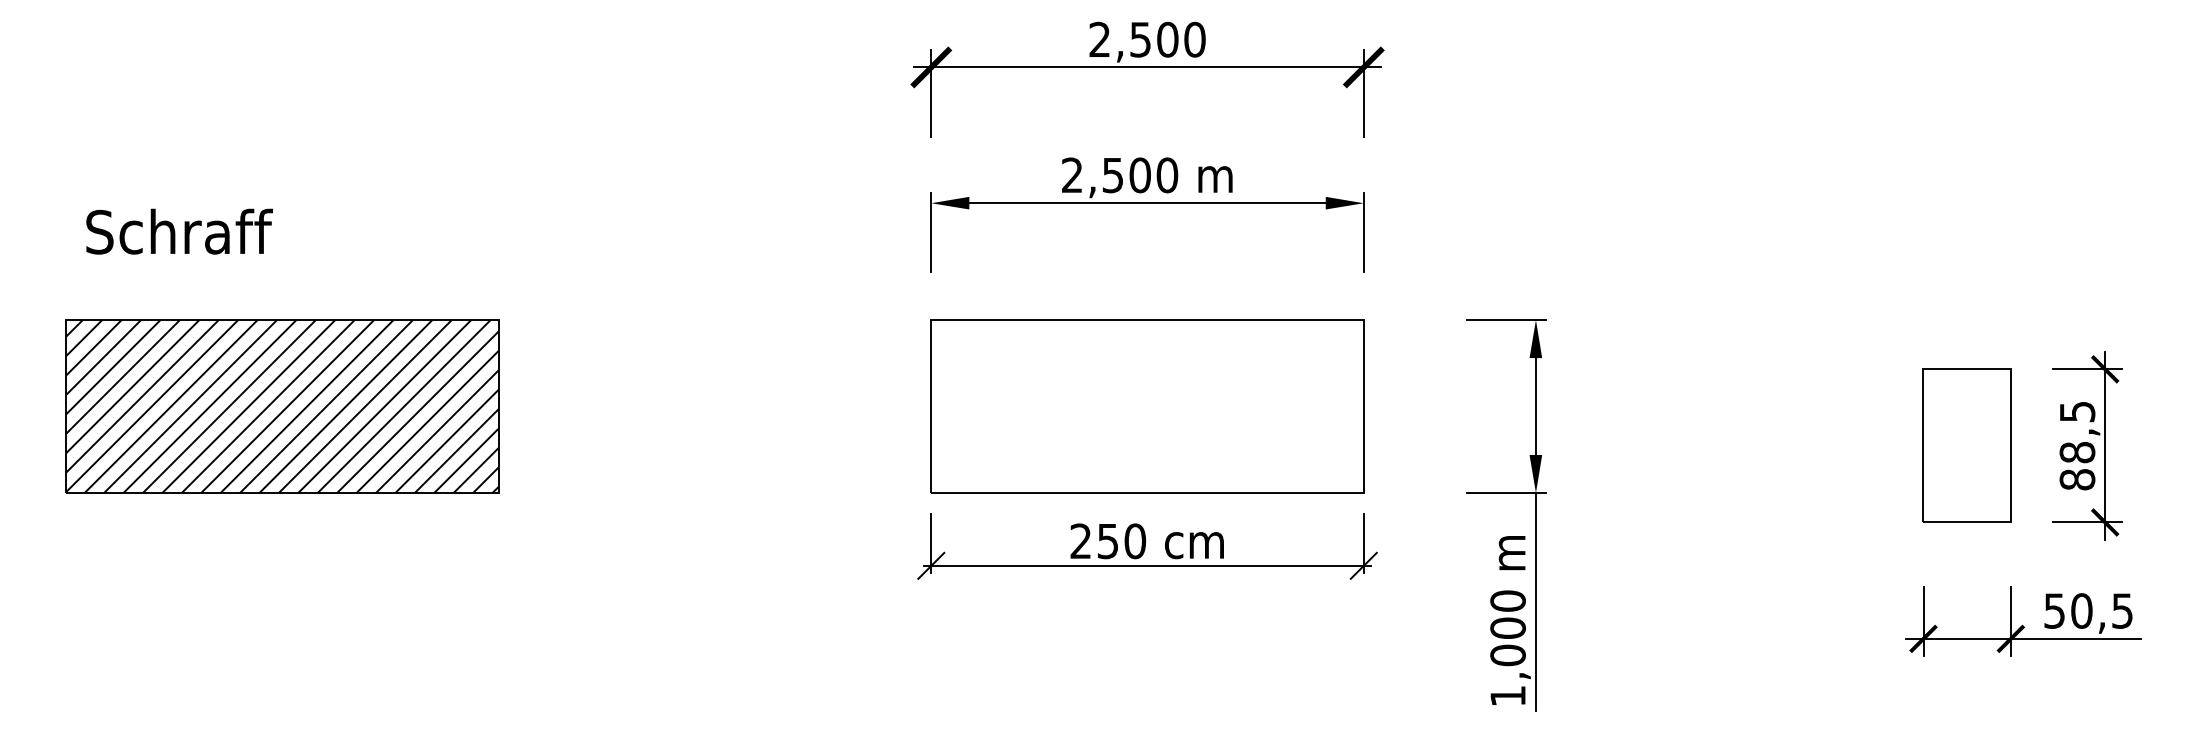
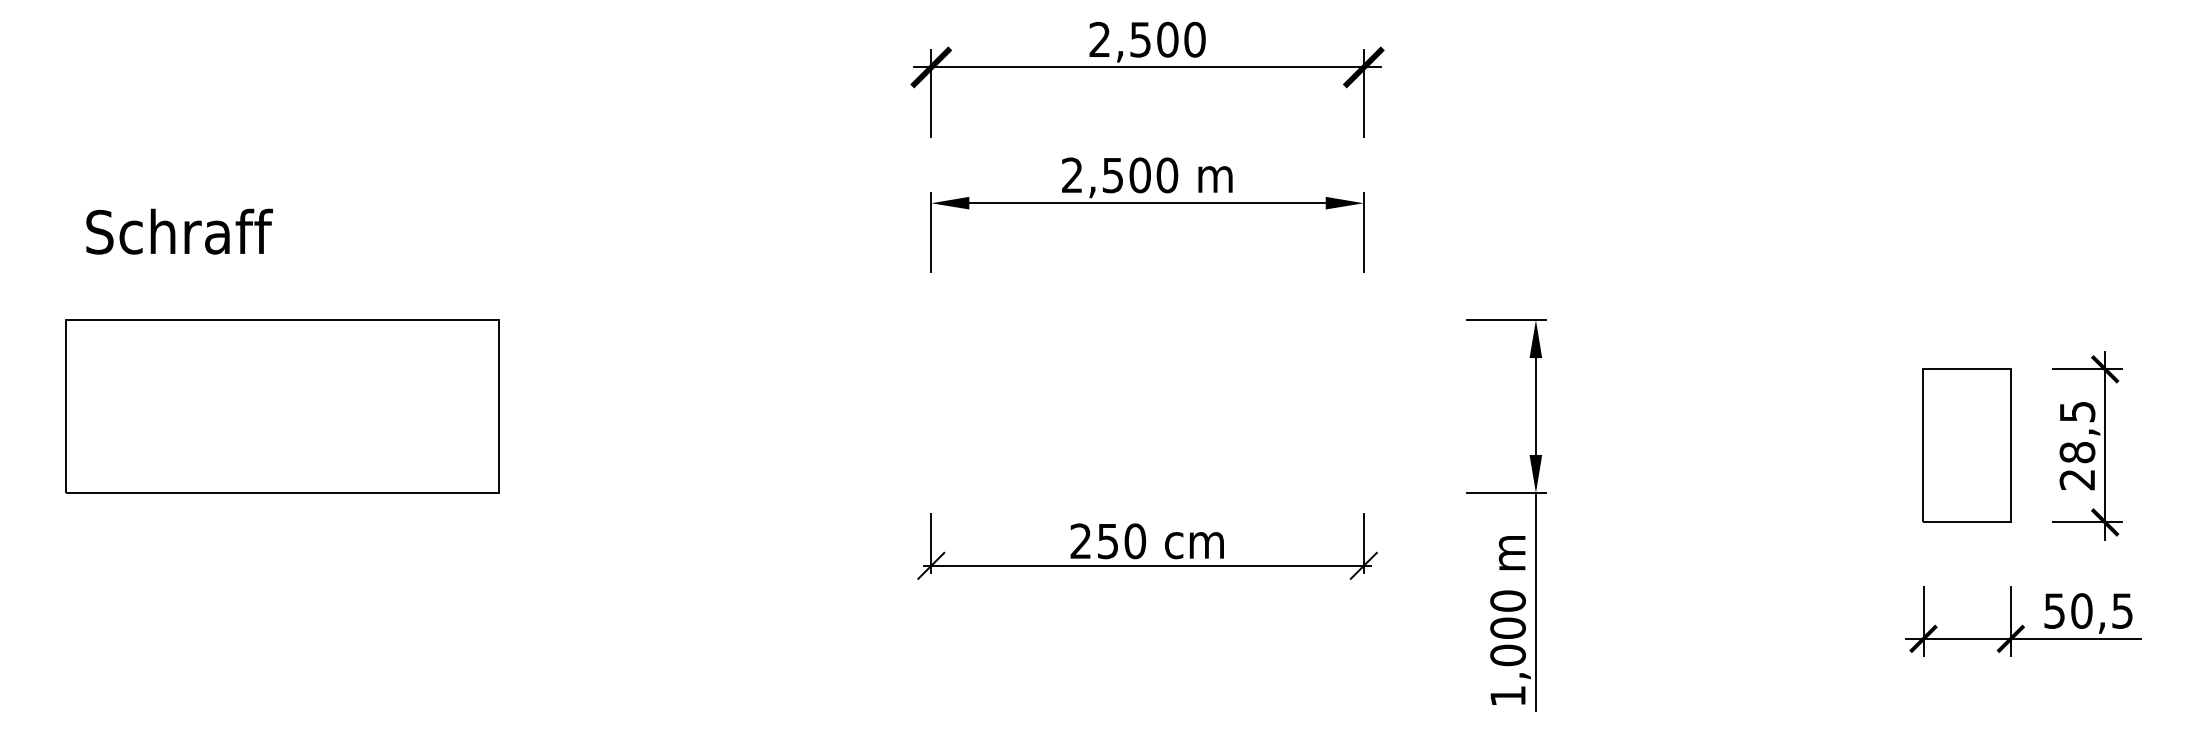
hatch: present -> none (282, 405)
part: present -> none (1147, 406)
text: 88,5 -> 28,5 (2077, 479)
